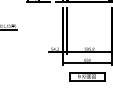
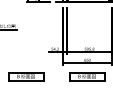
part: none -> present (26, 76)
